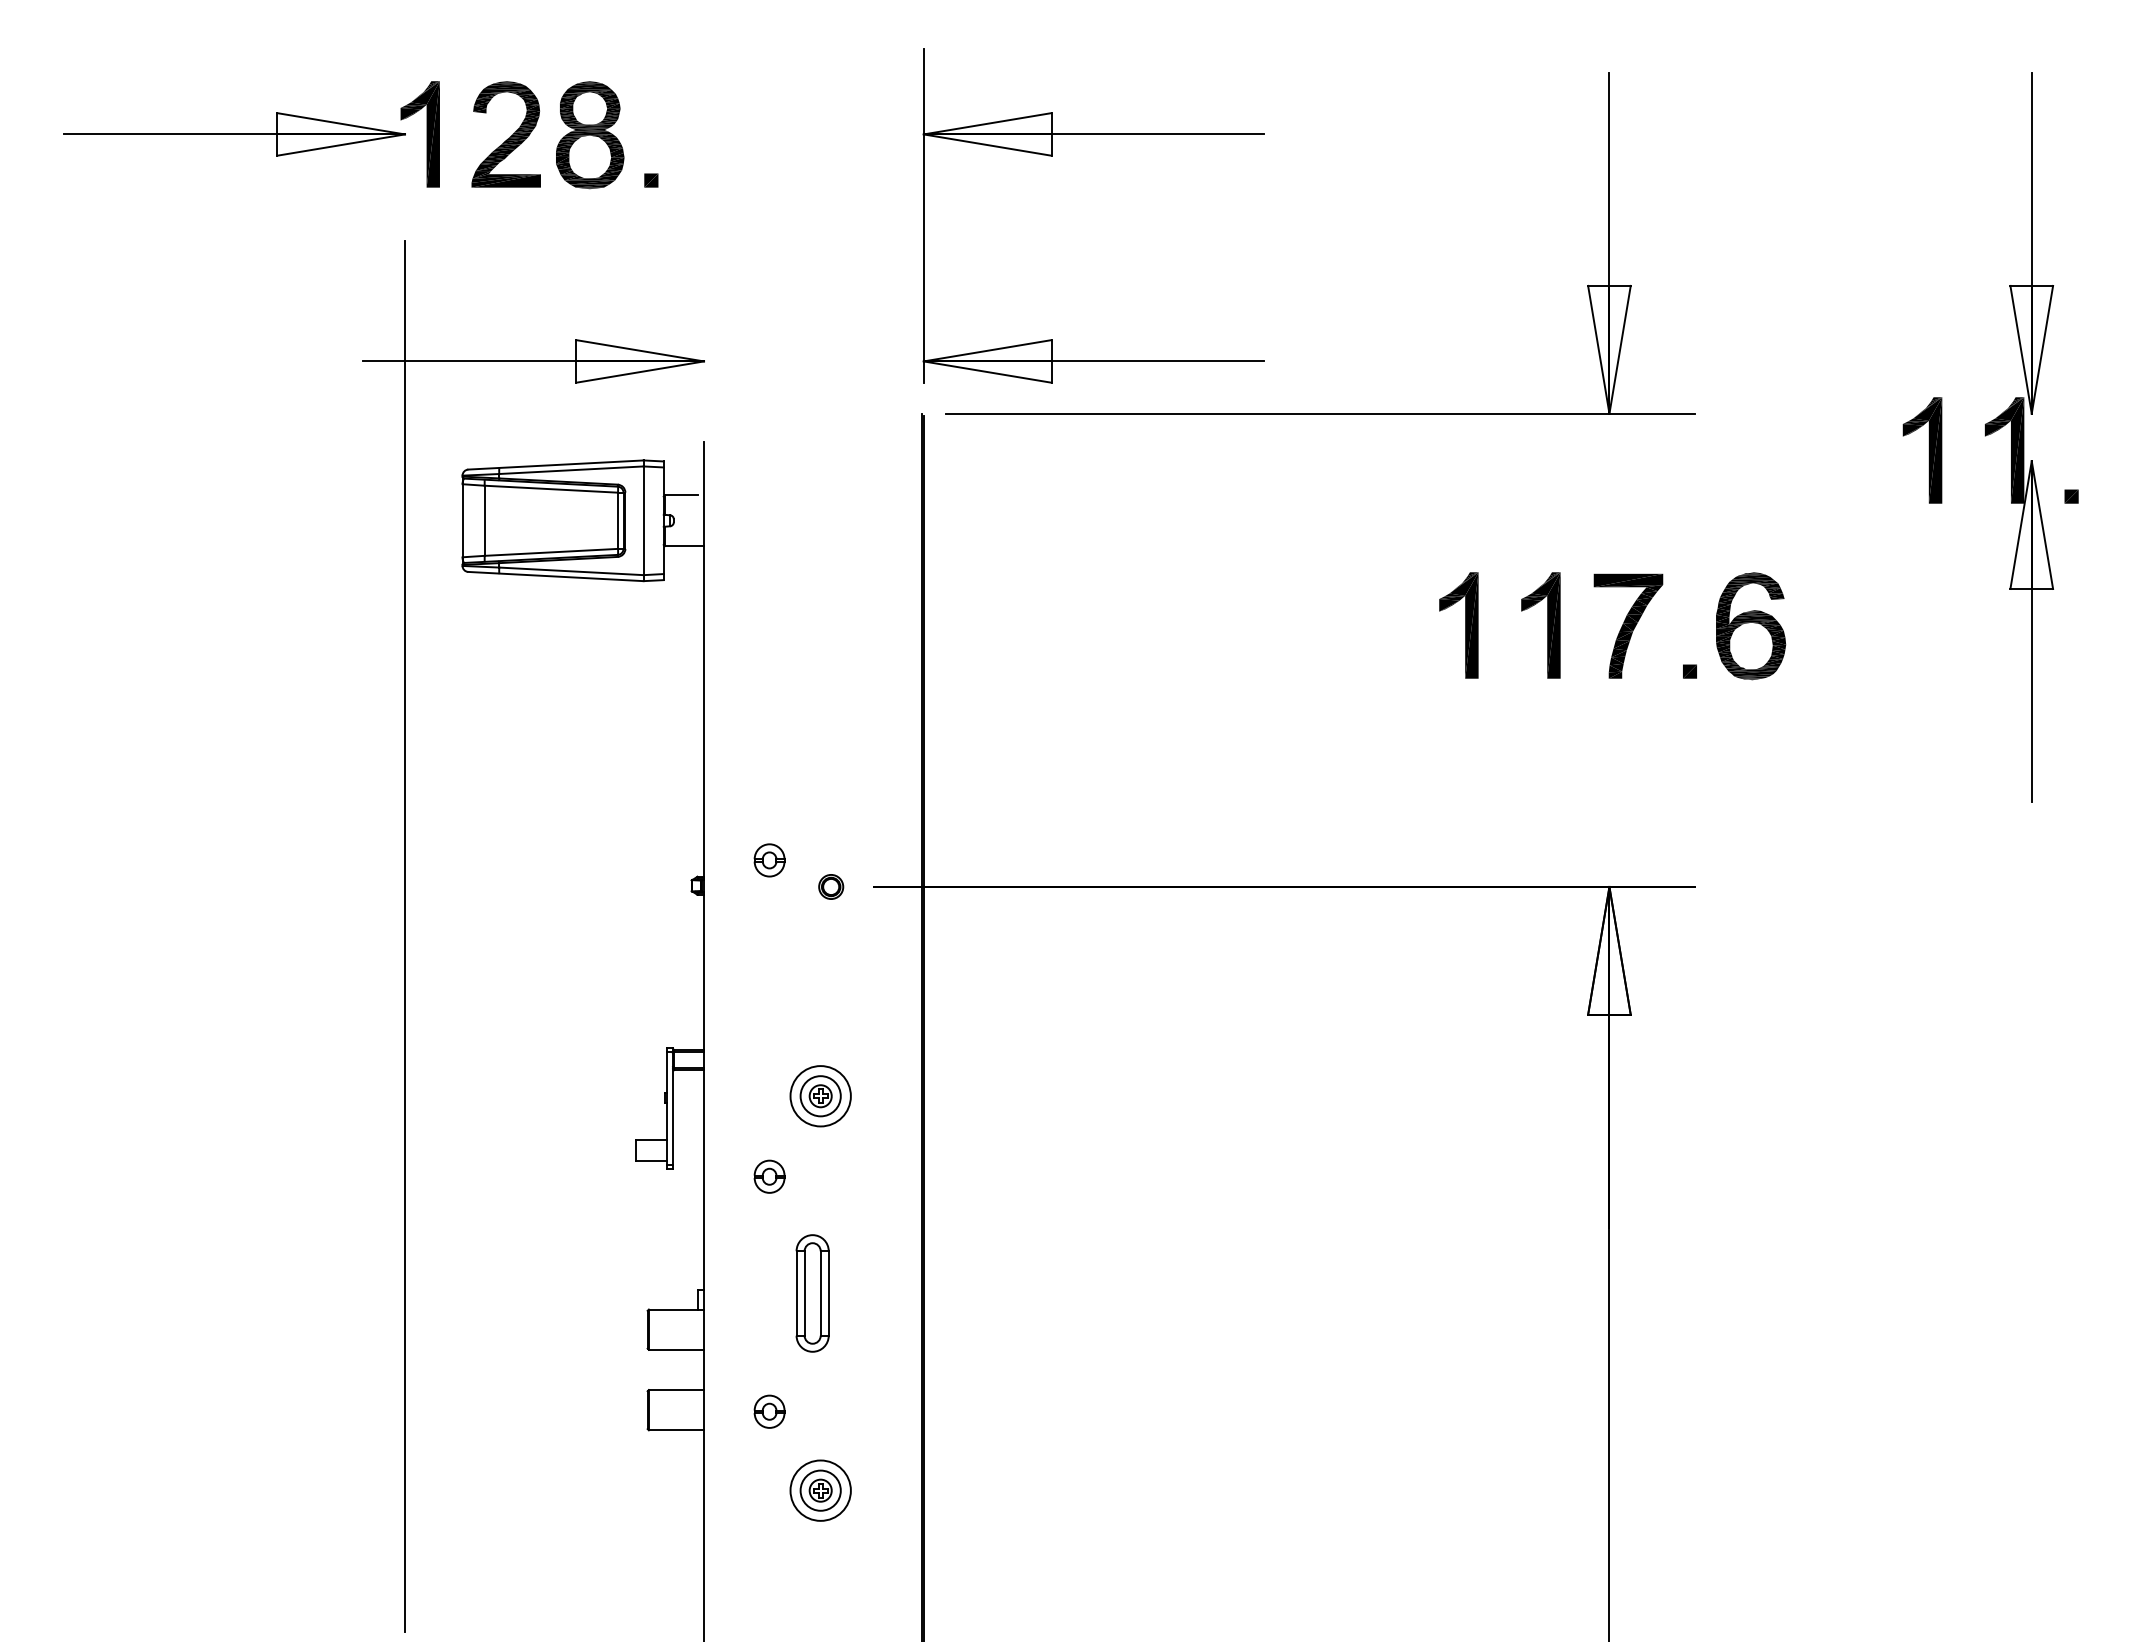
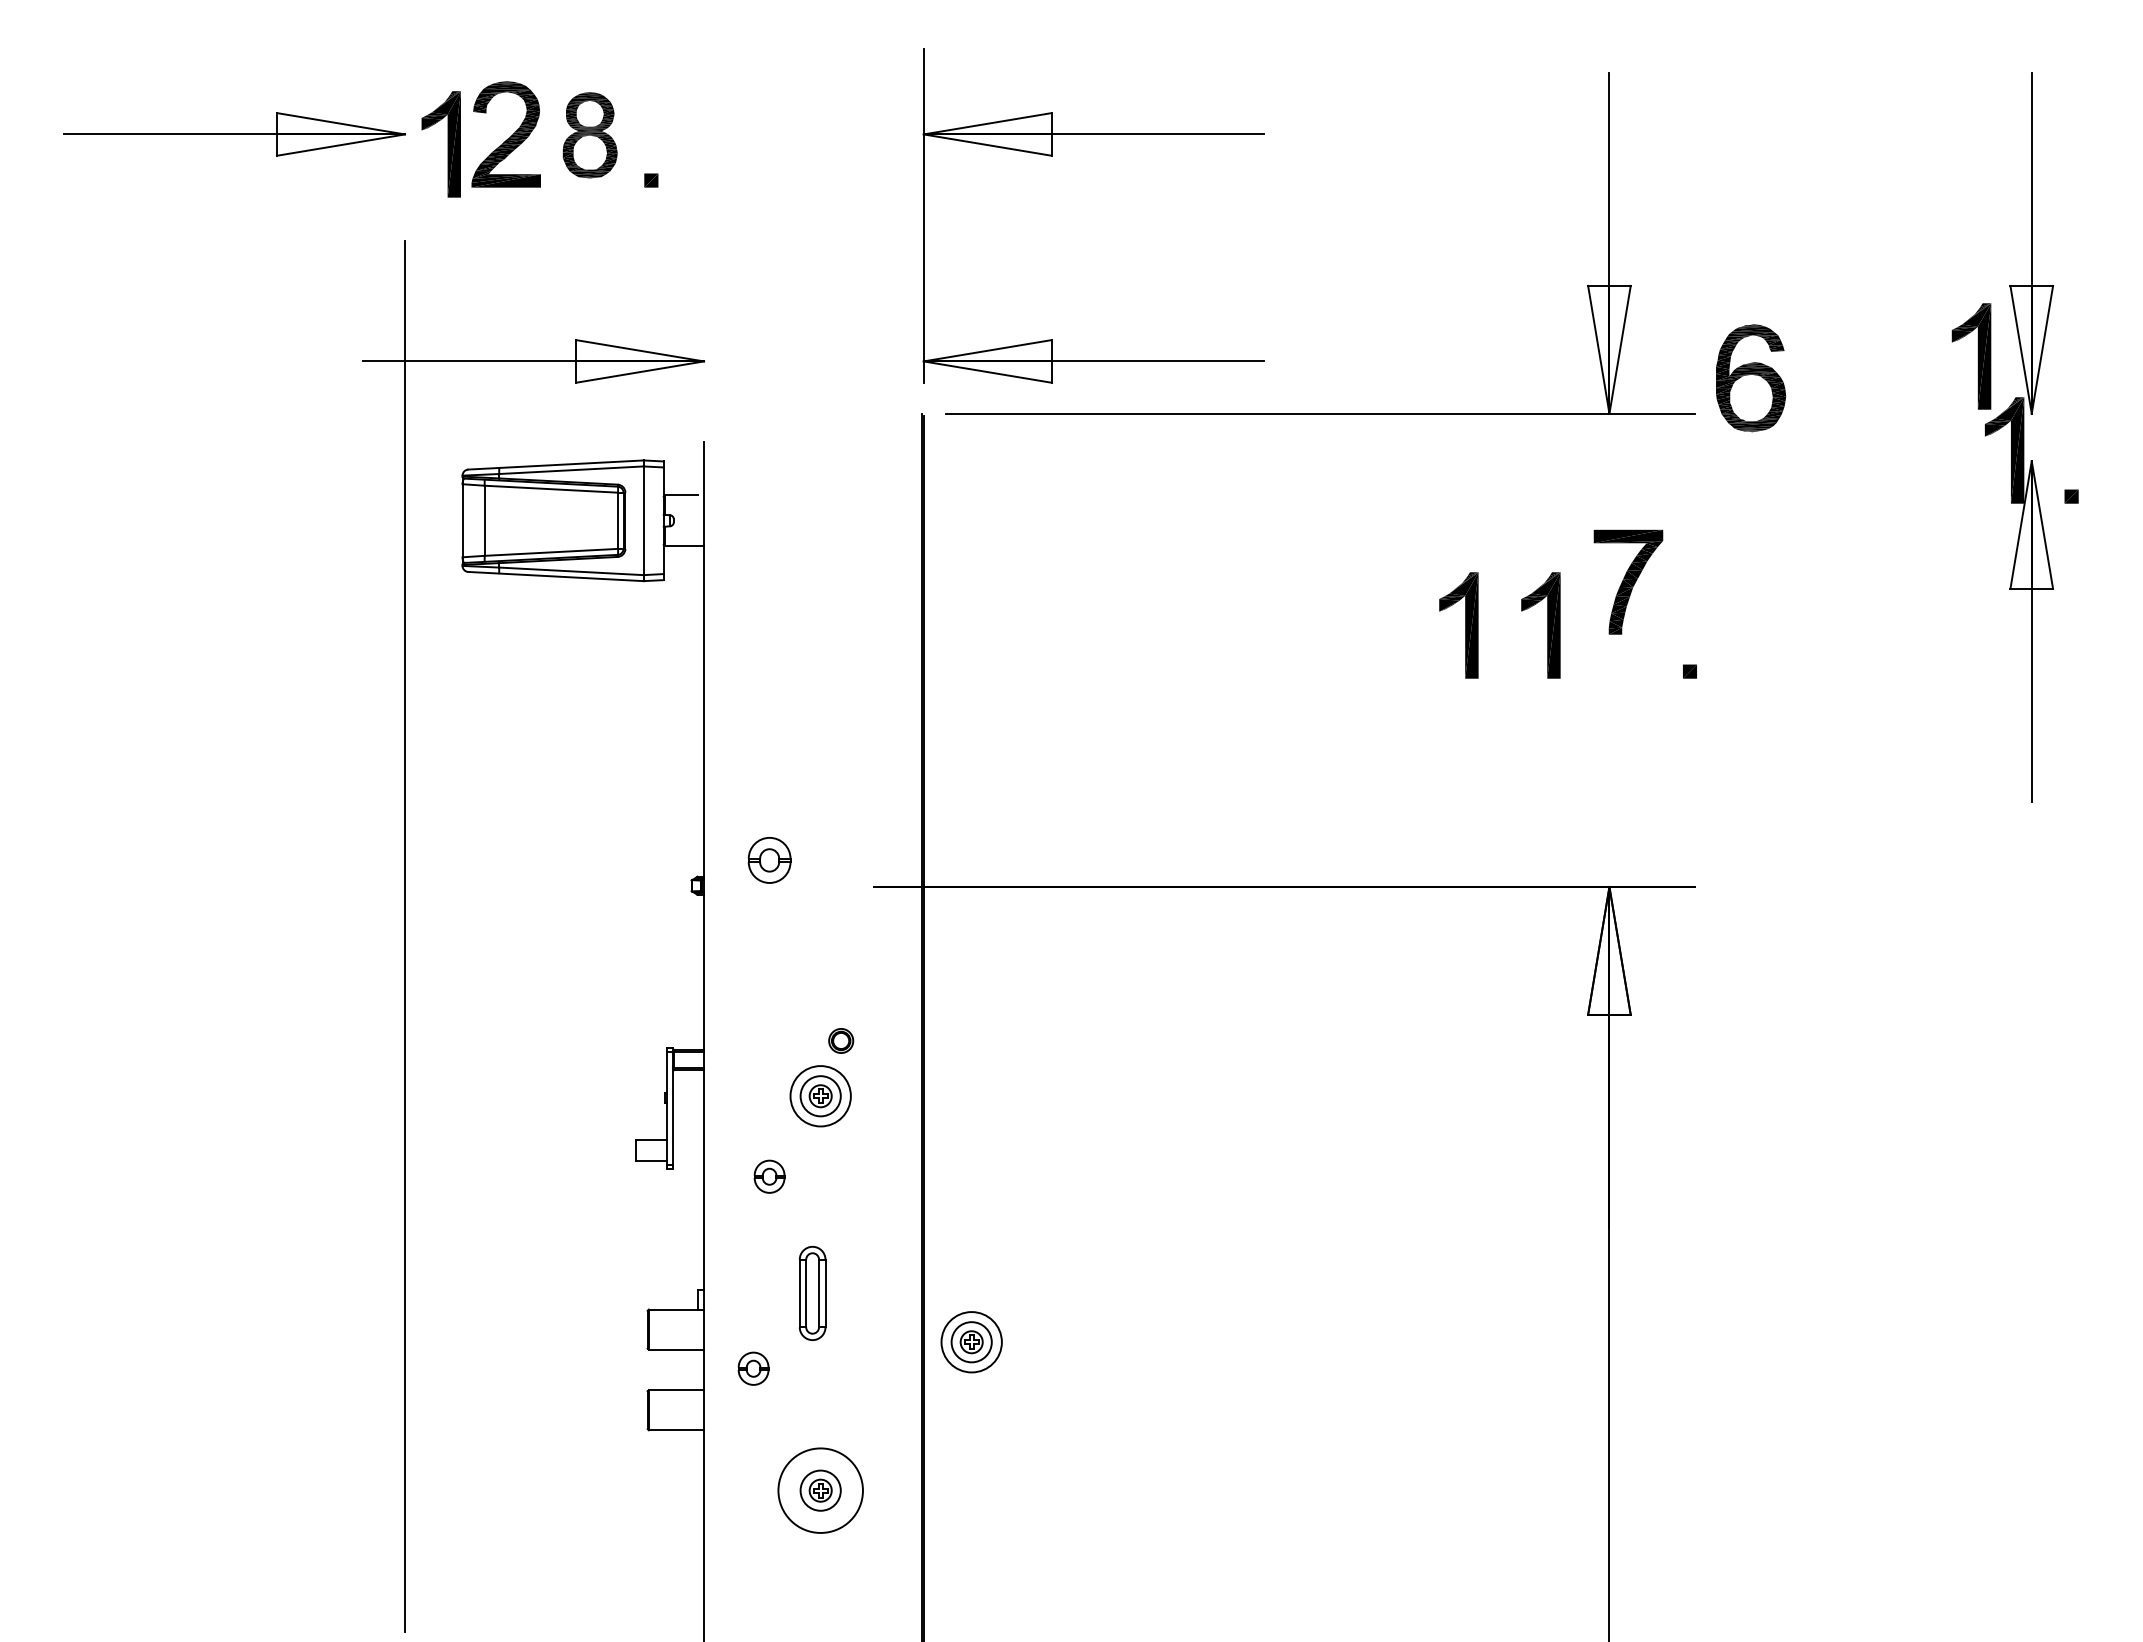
part position: (426, 134) -> (447, 144) (447, 144)
part size: 69x109 px -> 56x87 px (589, 135)
part position: (1922, 450) -> (1971, 356) (1971, 356)
part position: (1628, 625) -> (1628, 581) (1628, 581)
part position: (1751, 626) -> (1751, 378) (1751, 378)
part size: 33x35 px -> 45x47 px (769, 860)
part position: (831, 886) -> (841, 1040) (841, 1040)
part size: 35x119 px -> 29x96 px (812, 1292)
part: none -> present (971, 1342)
part position: (769, 1411) -> (753, 1368) (753, 1368)
circle diameter: 60 px -> 85 px (820, 1490)
